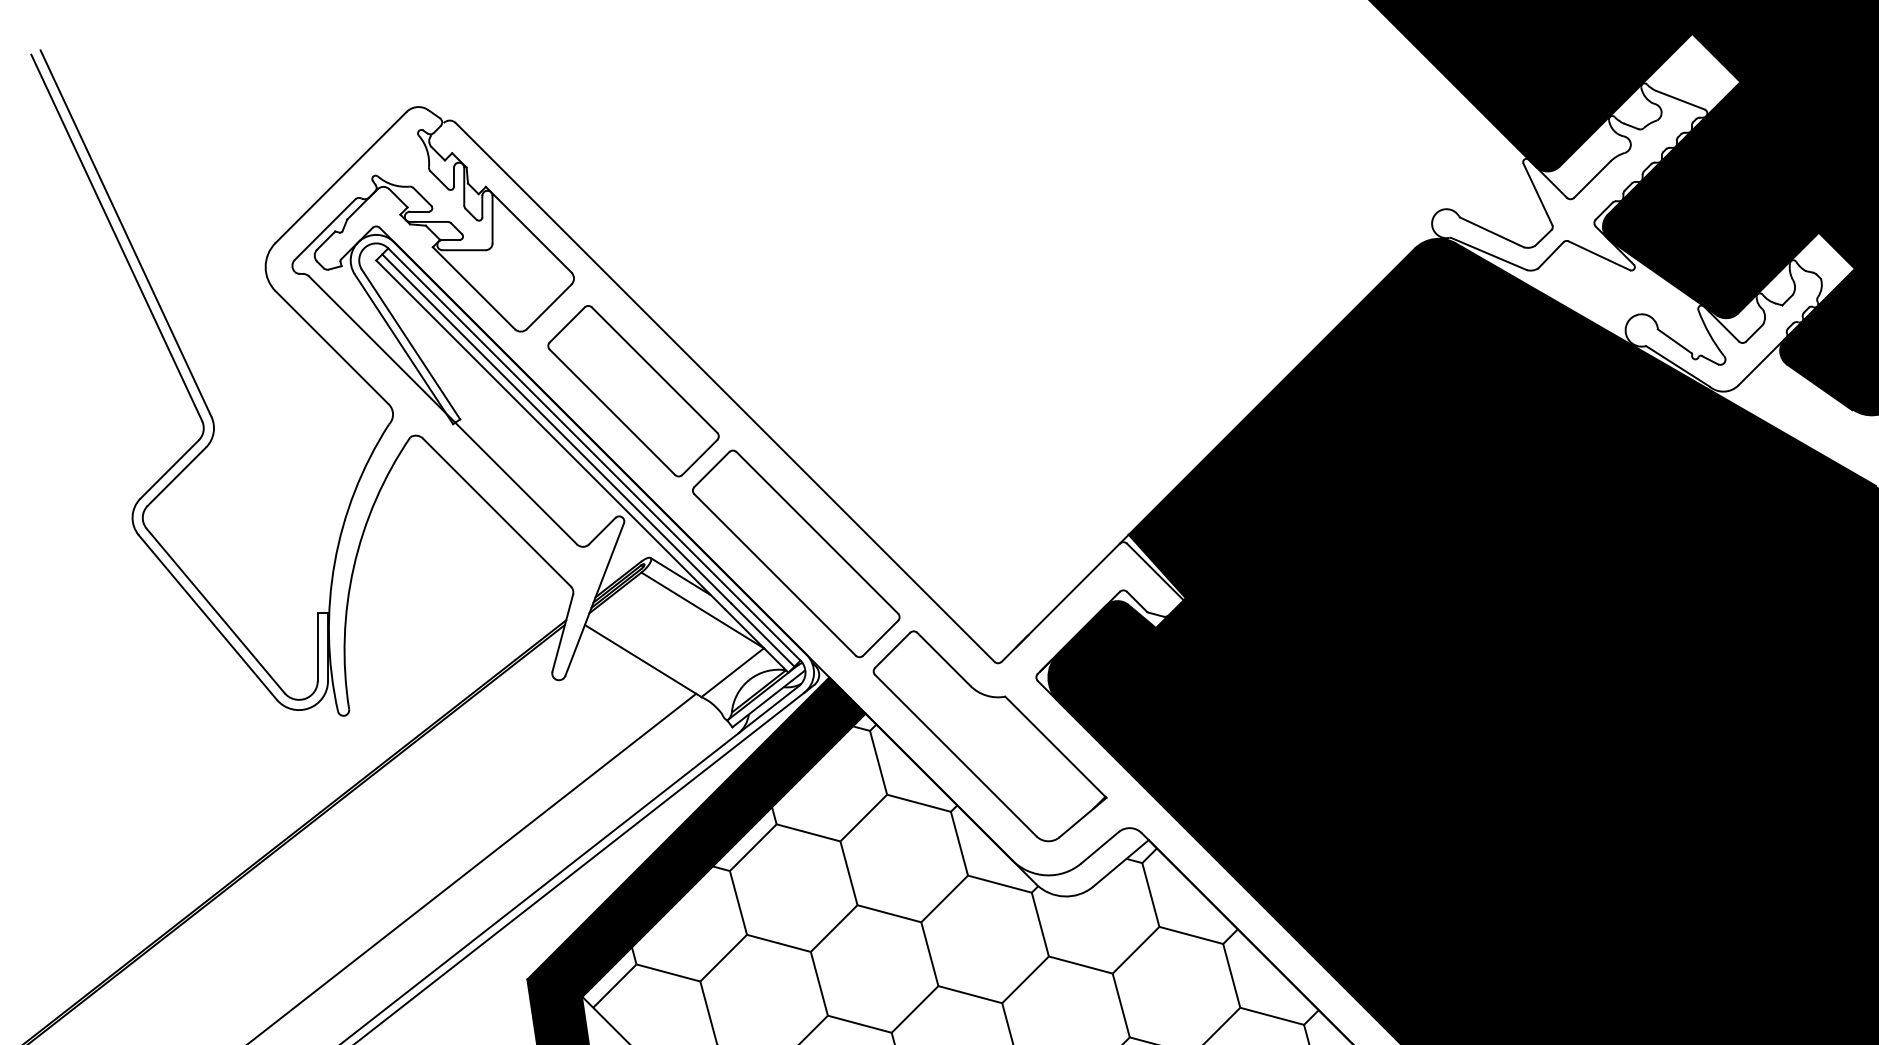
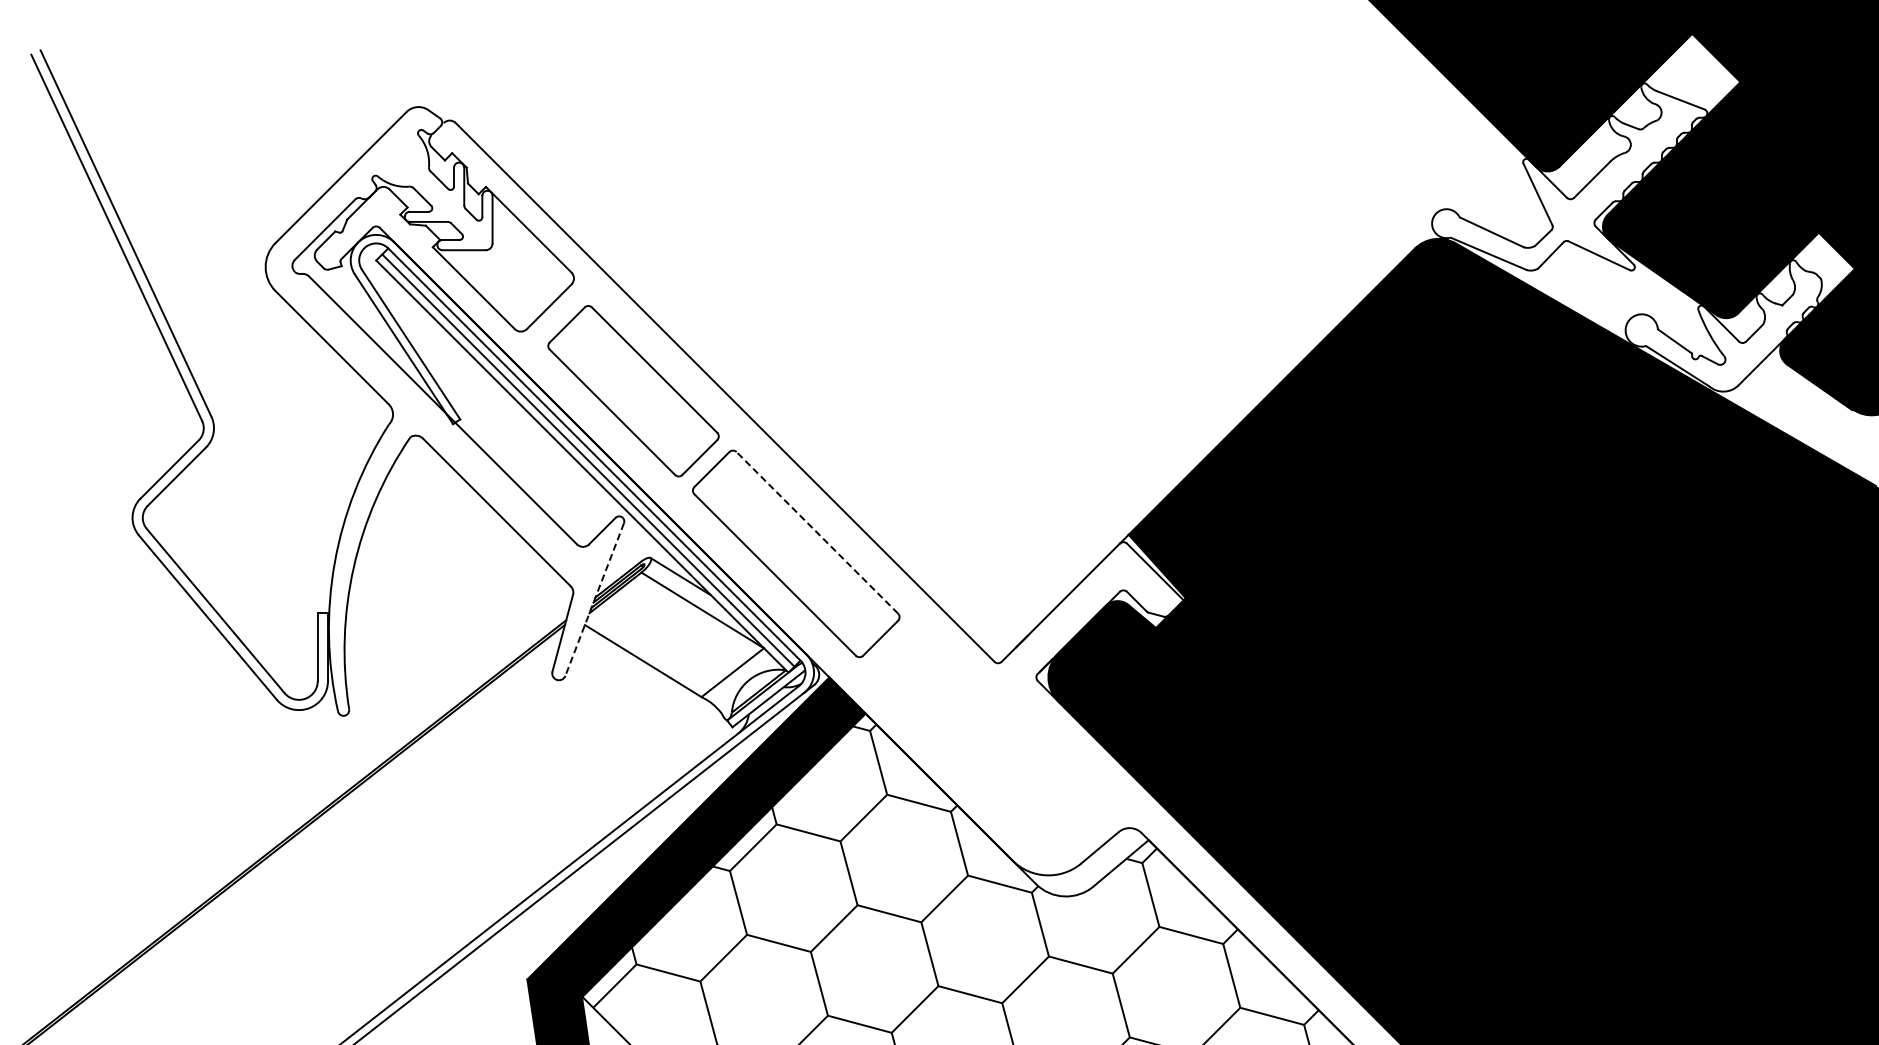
line: solid -> dashed (816, 532)
line: solid -> dashed (594, 599)
part: present -> none (989, 736)
line: present -> none (473, 867)
